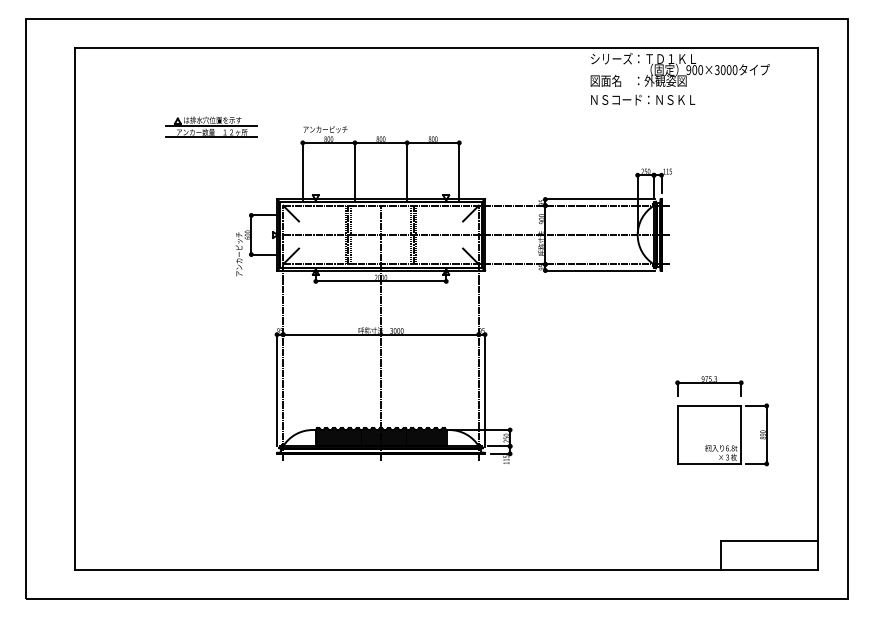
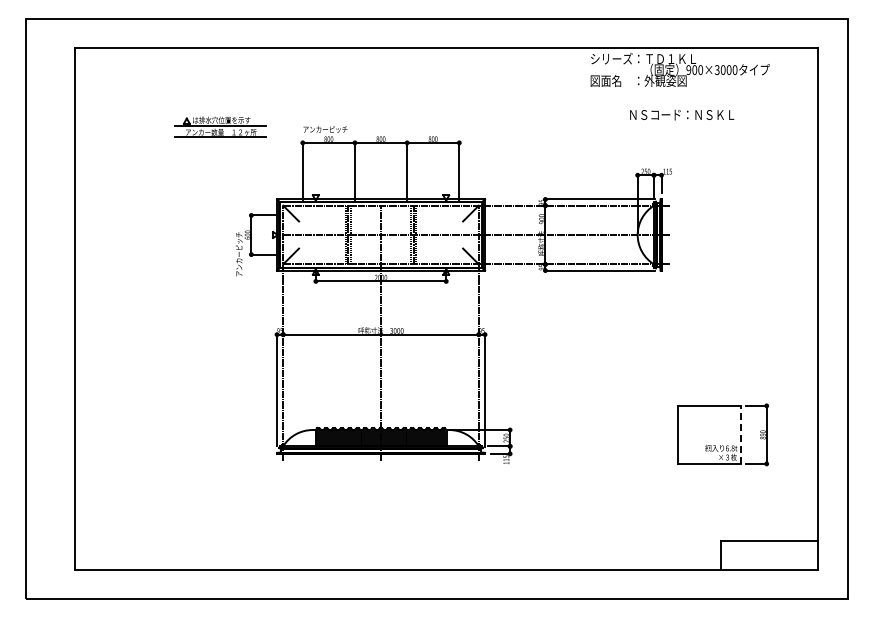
text position: (643, 99) -> (682, 114) (682, 114)
part position: (211, 126) -> (220, 126) (220, 126)
part: present -> none (709, 386)
line: solid -> dashed (741, 434)
